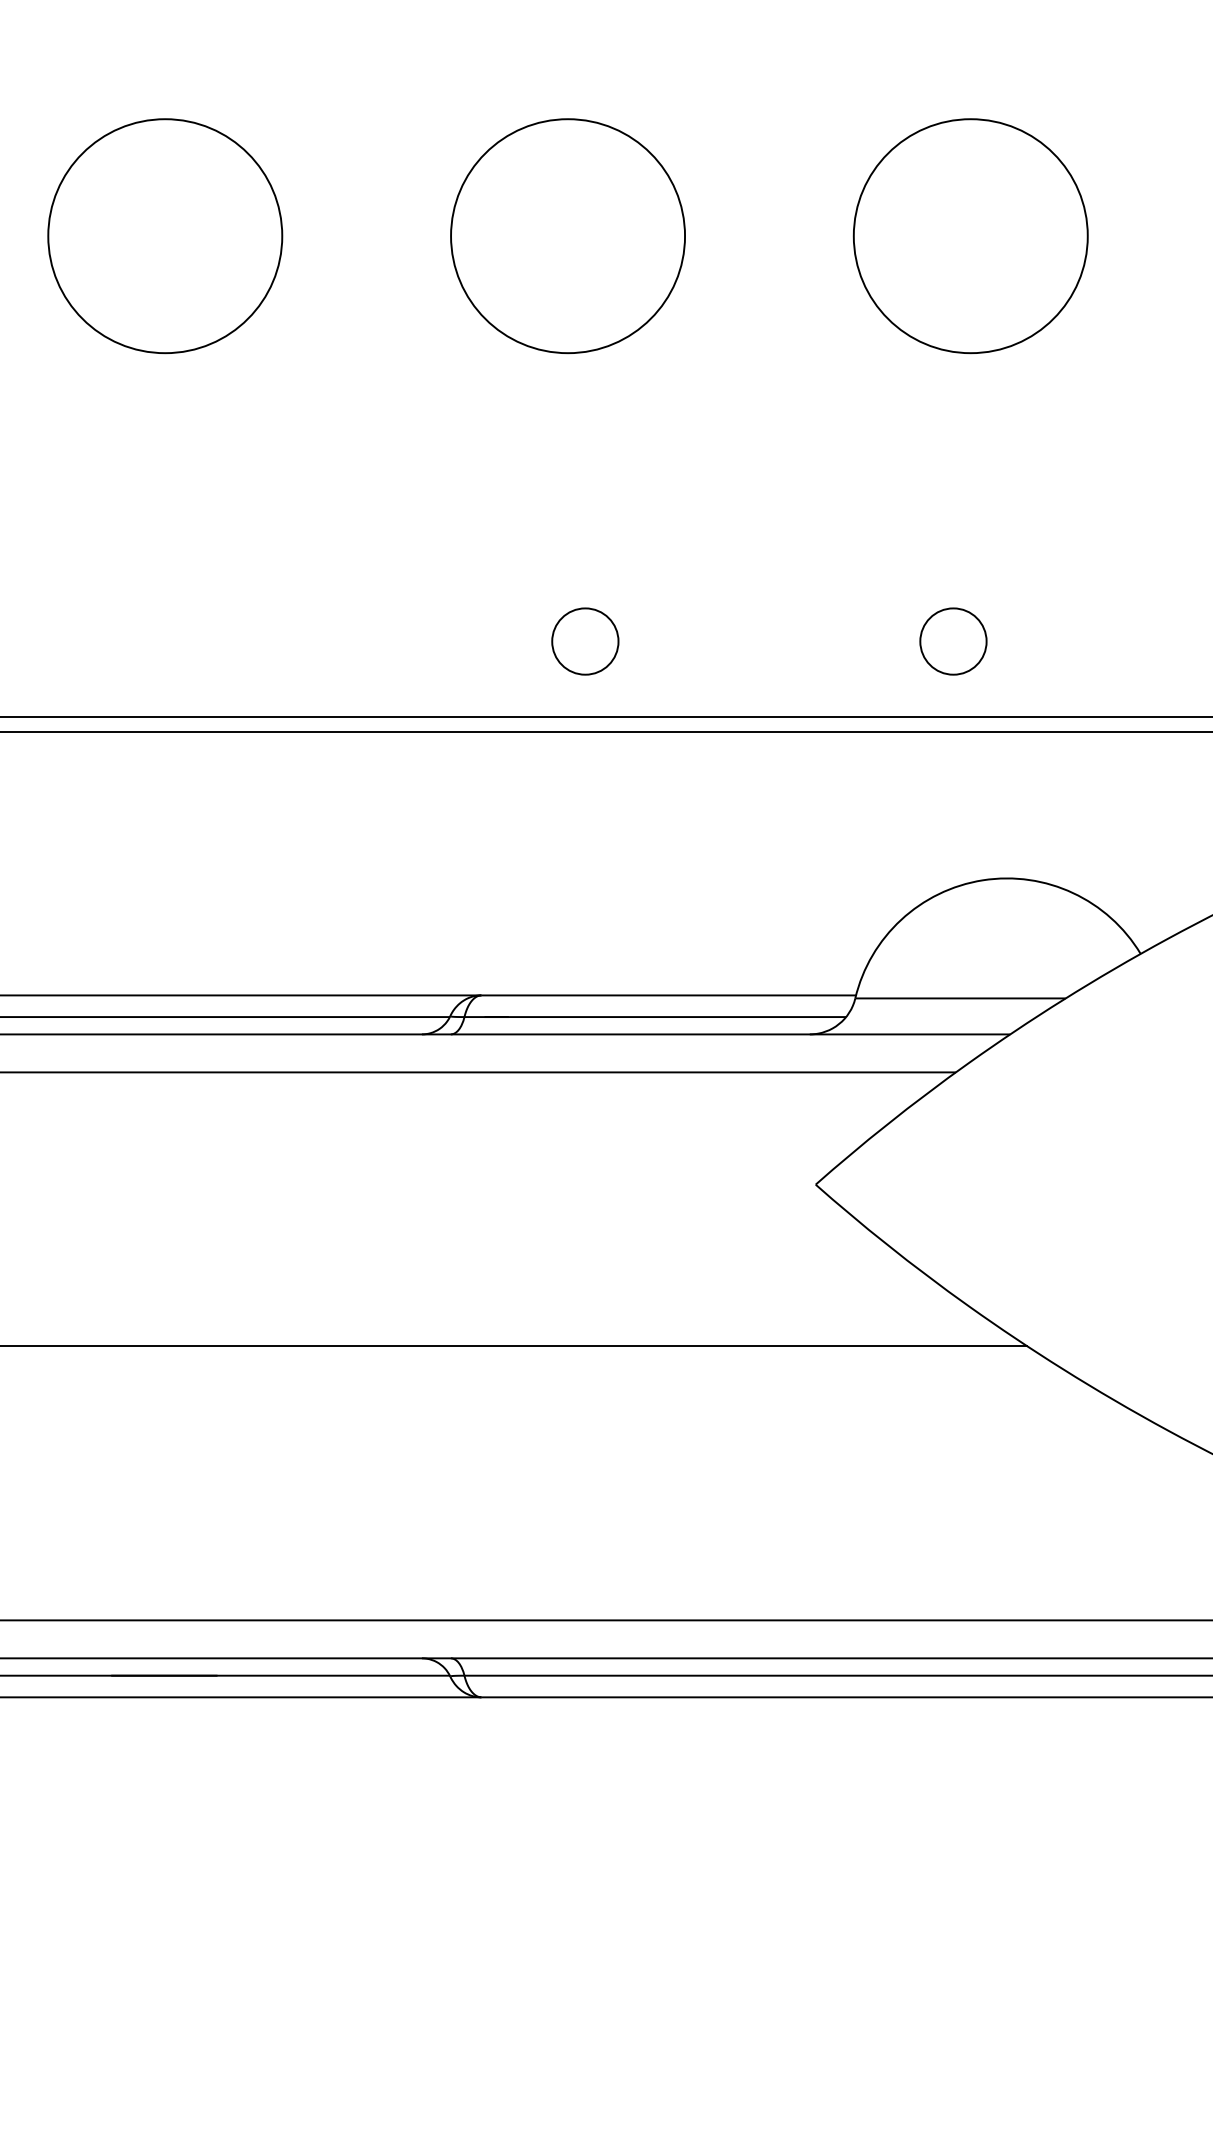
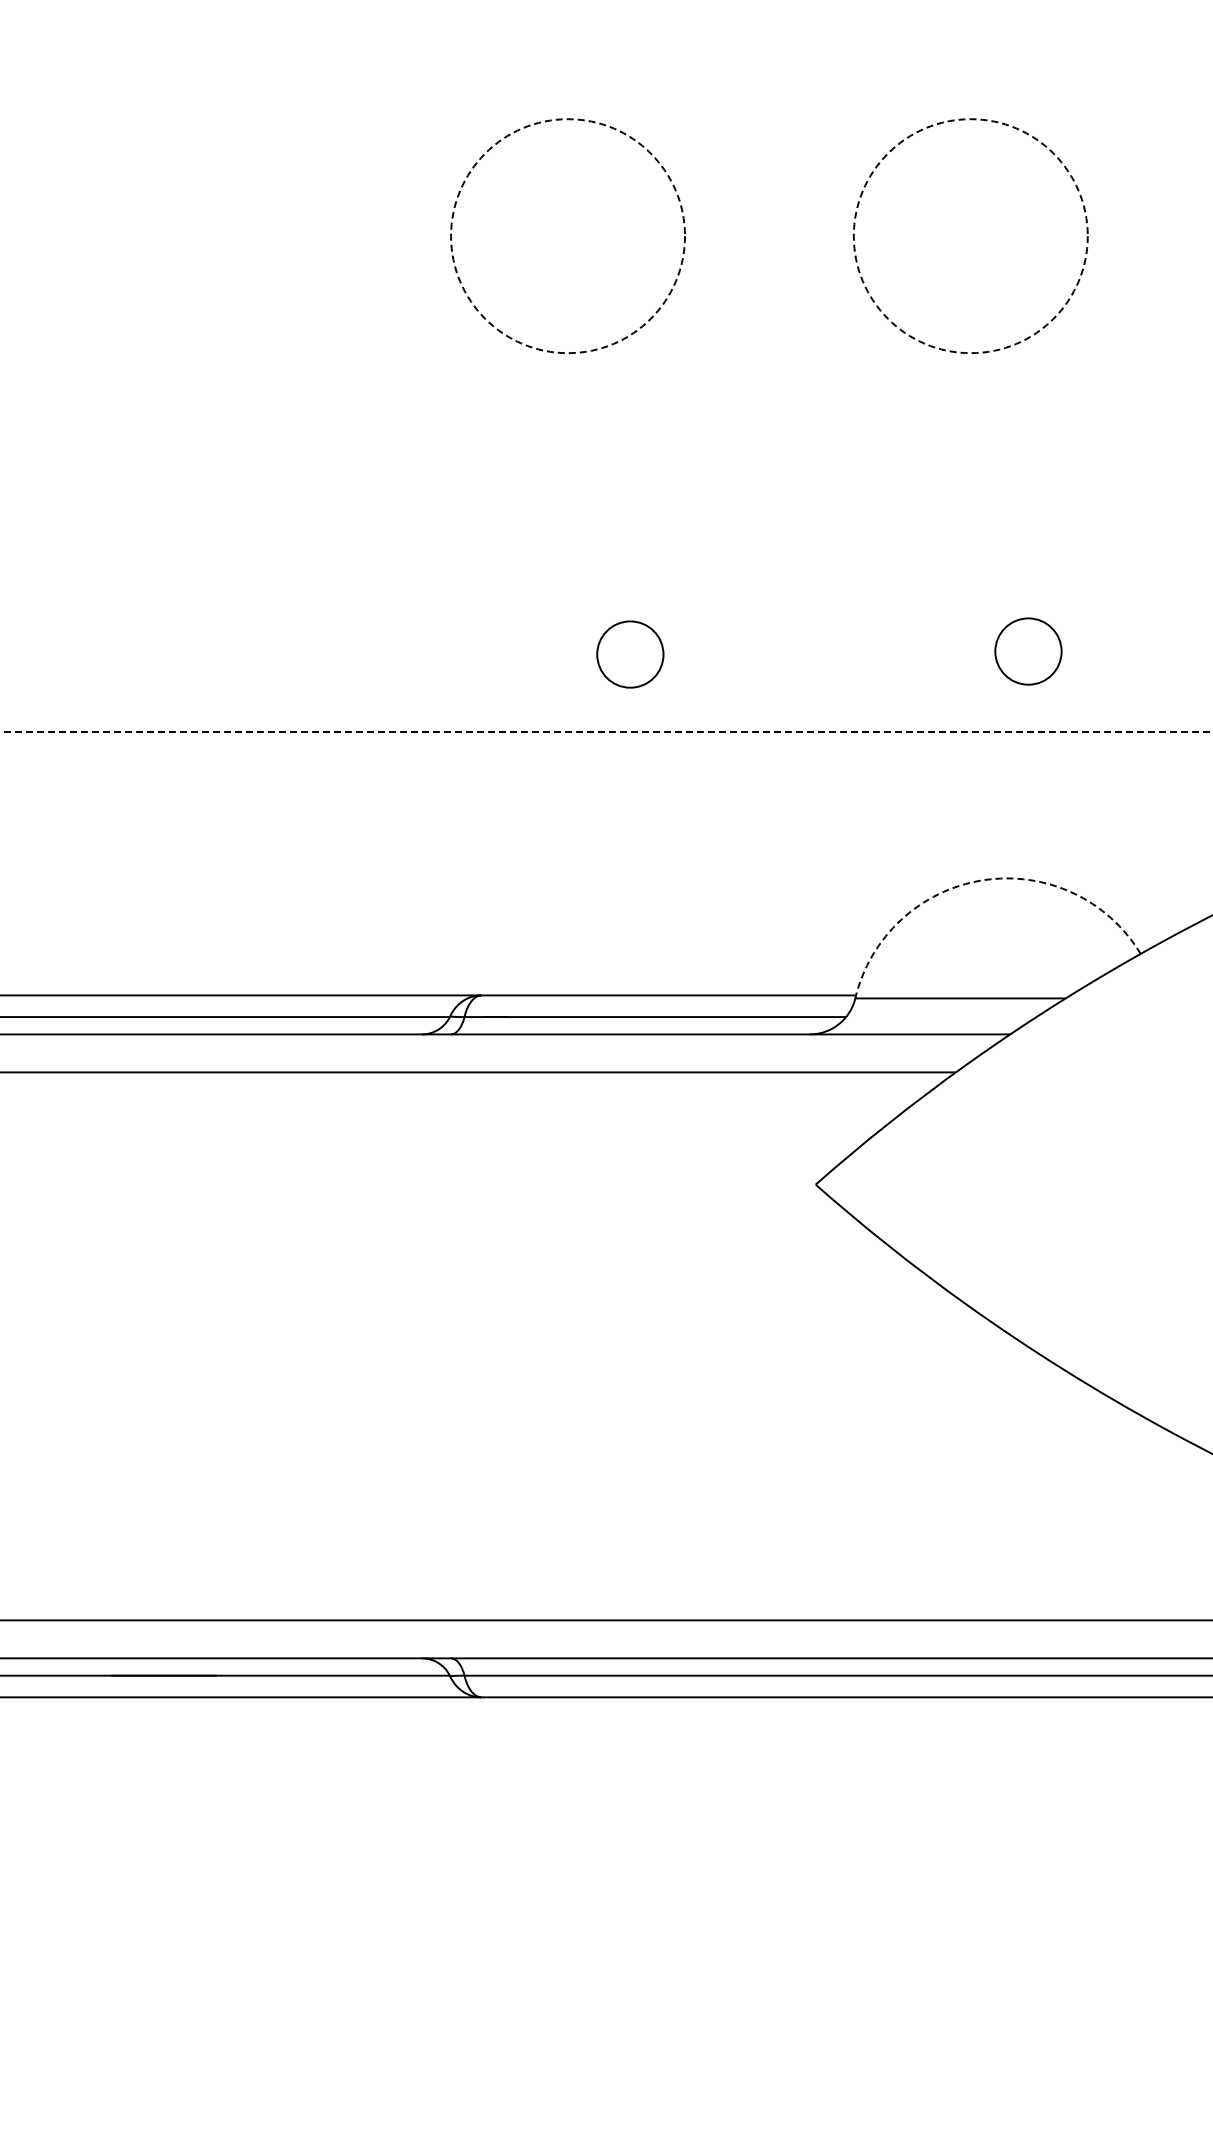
circle: present -> none (165, 236)
circle: solid -> dashed (568, 236)
circle: solid -> dashed (970, 236)
circle position: (585, 641) -> (630, 654) (630, 654)
circle position: (953, 641) -> (1028, 651) (1028, 651)
line: present -> none (605, 717)
line: solid -> dashed (606, 731)
arc: solid -> dashed (983, 880)
line: present -> none (514, 1346)
